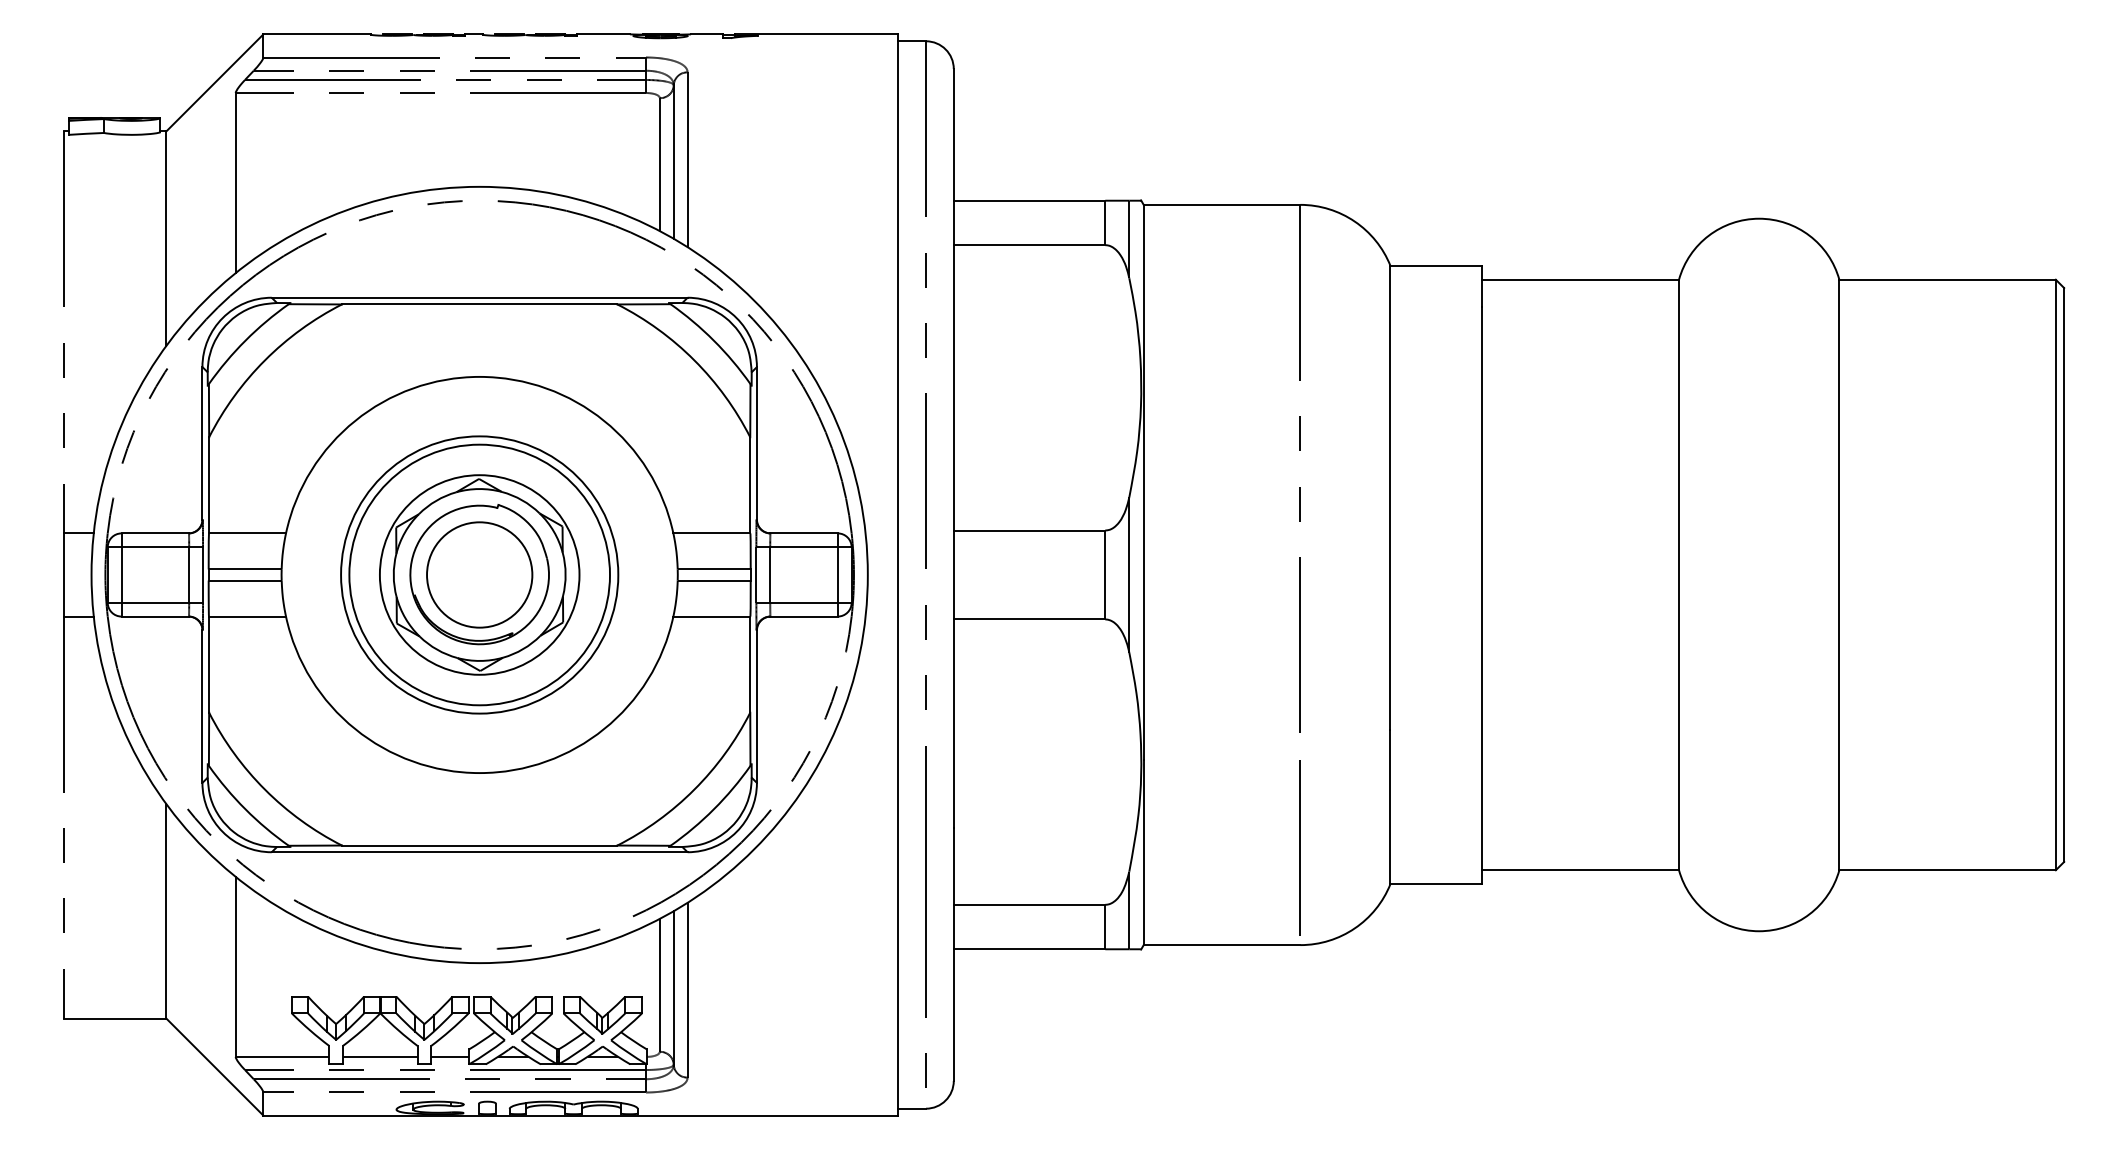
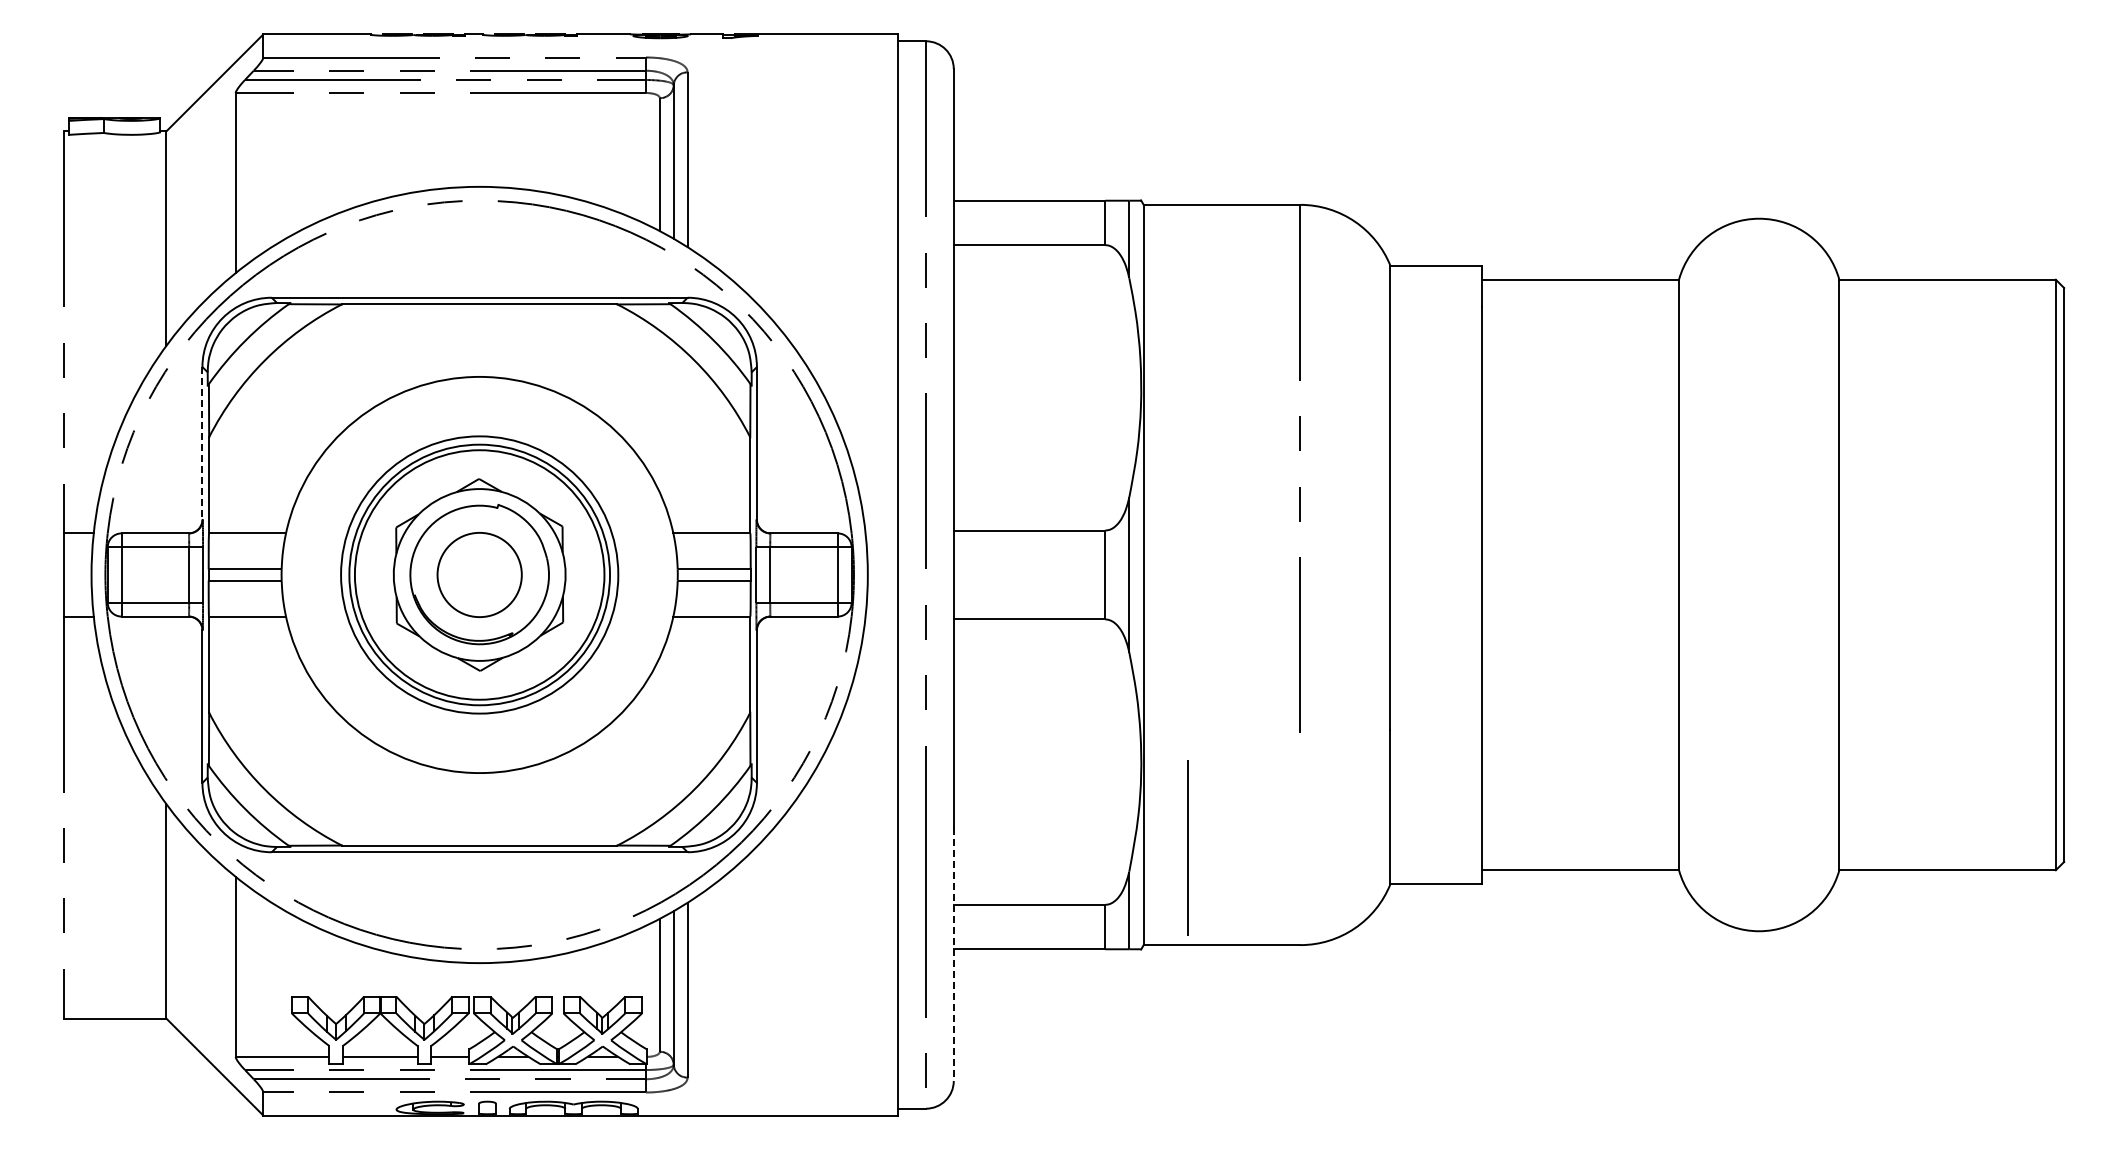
line: solid -> dashed (202, 443)
circle diameter: 105 px -> 84 px (479, 574)
circle diameter: 200 px -> 250 px (479, 574)
line position: (1299, 847) -> (1187, 847) (1187, 847)
line: solid -> dashed (953, 954)
